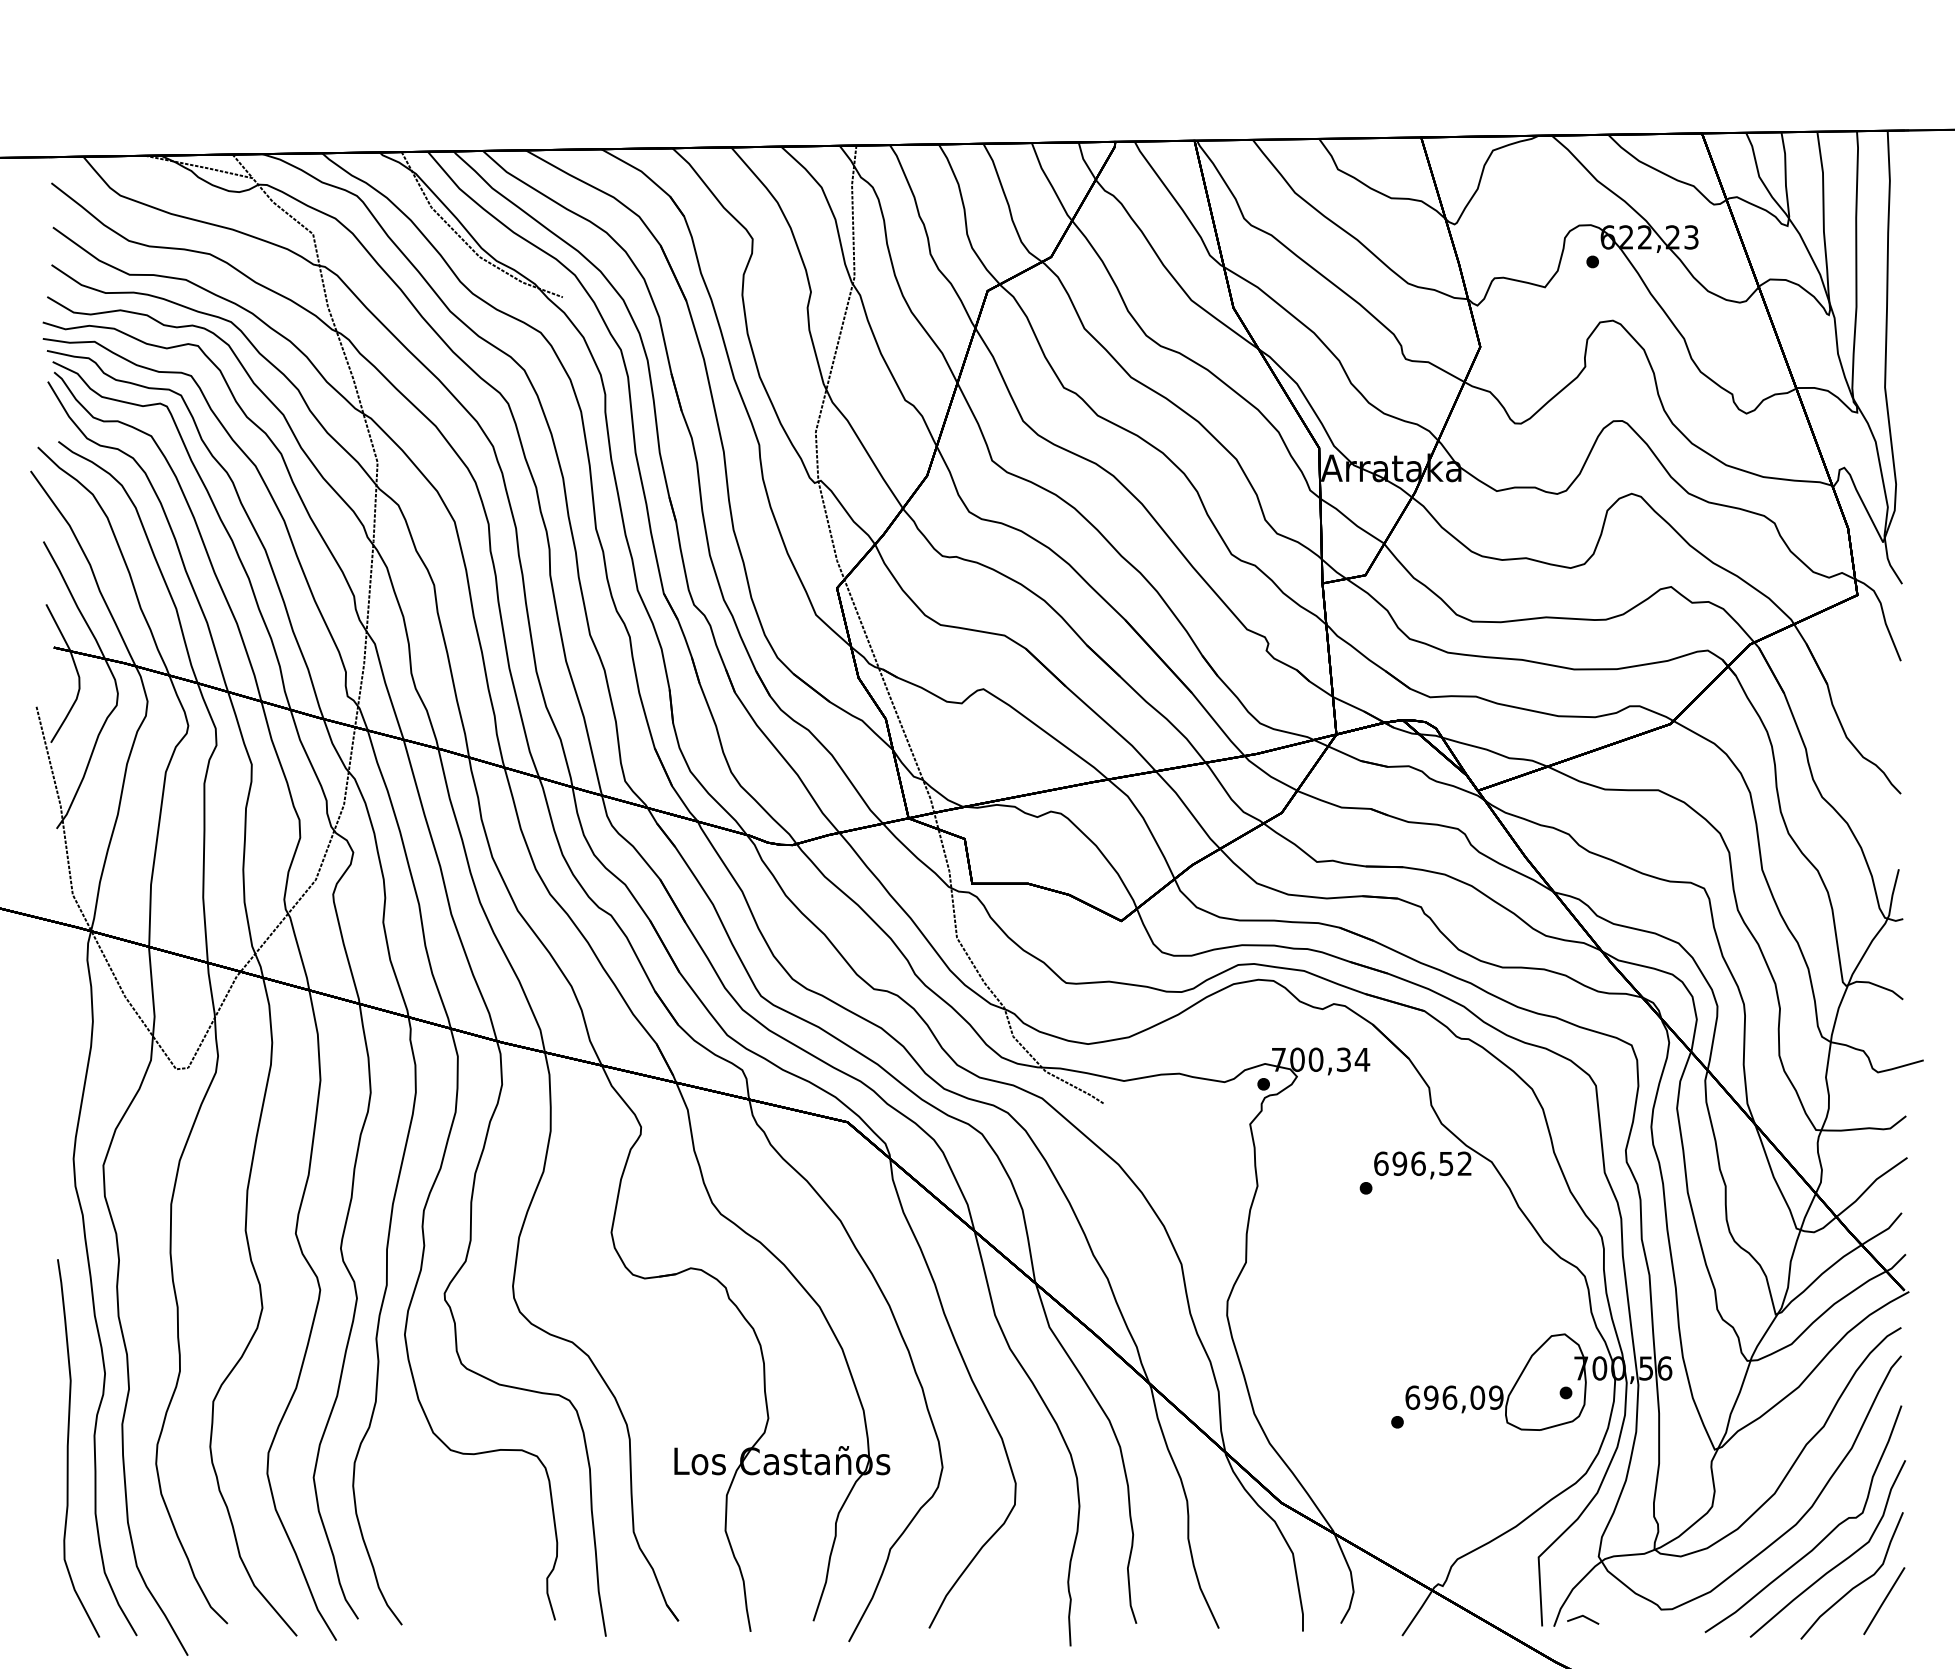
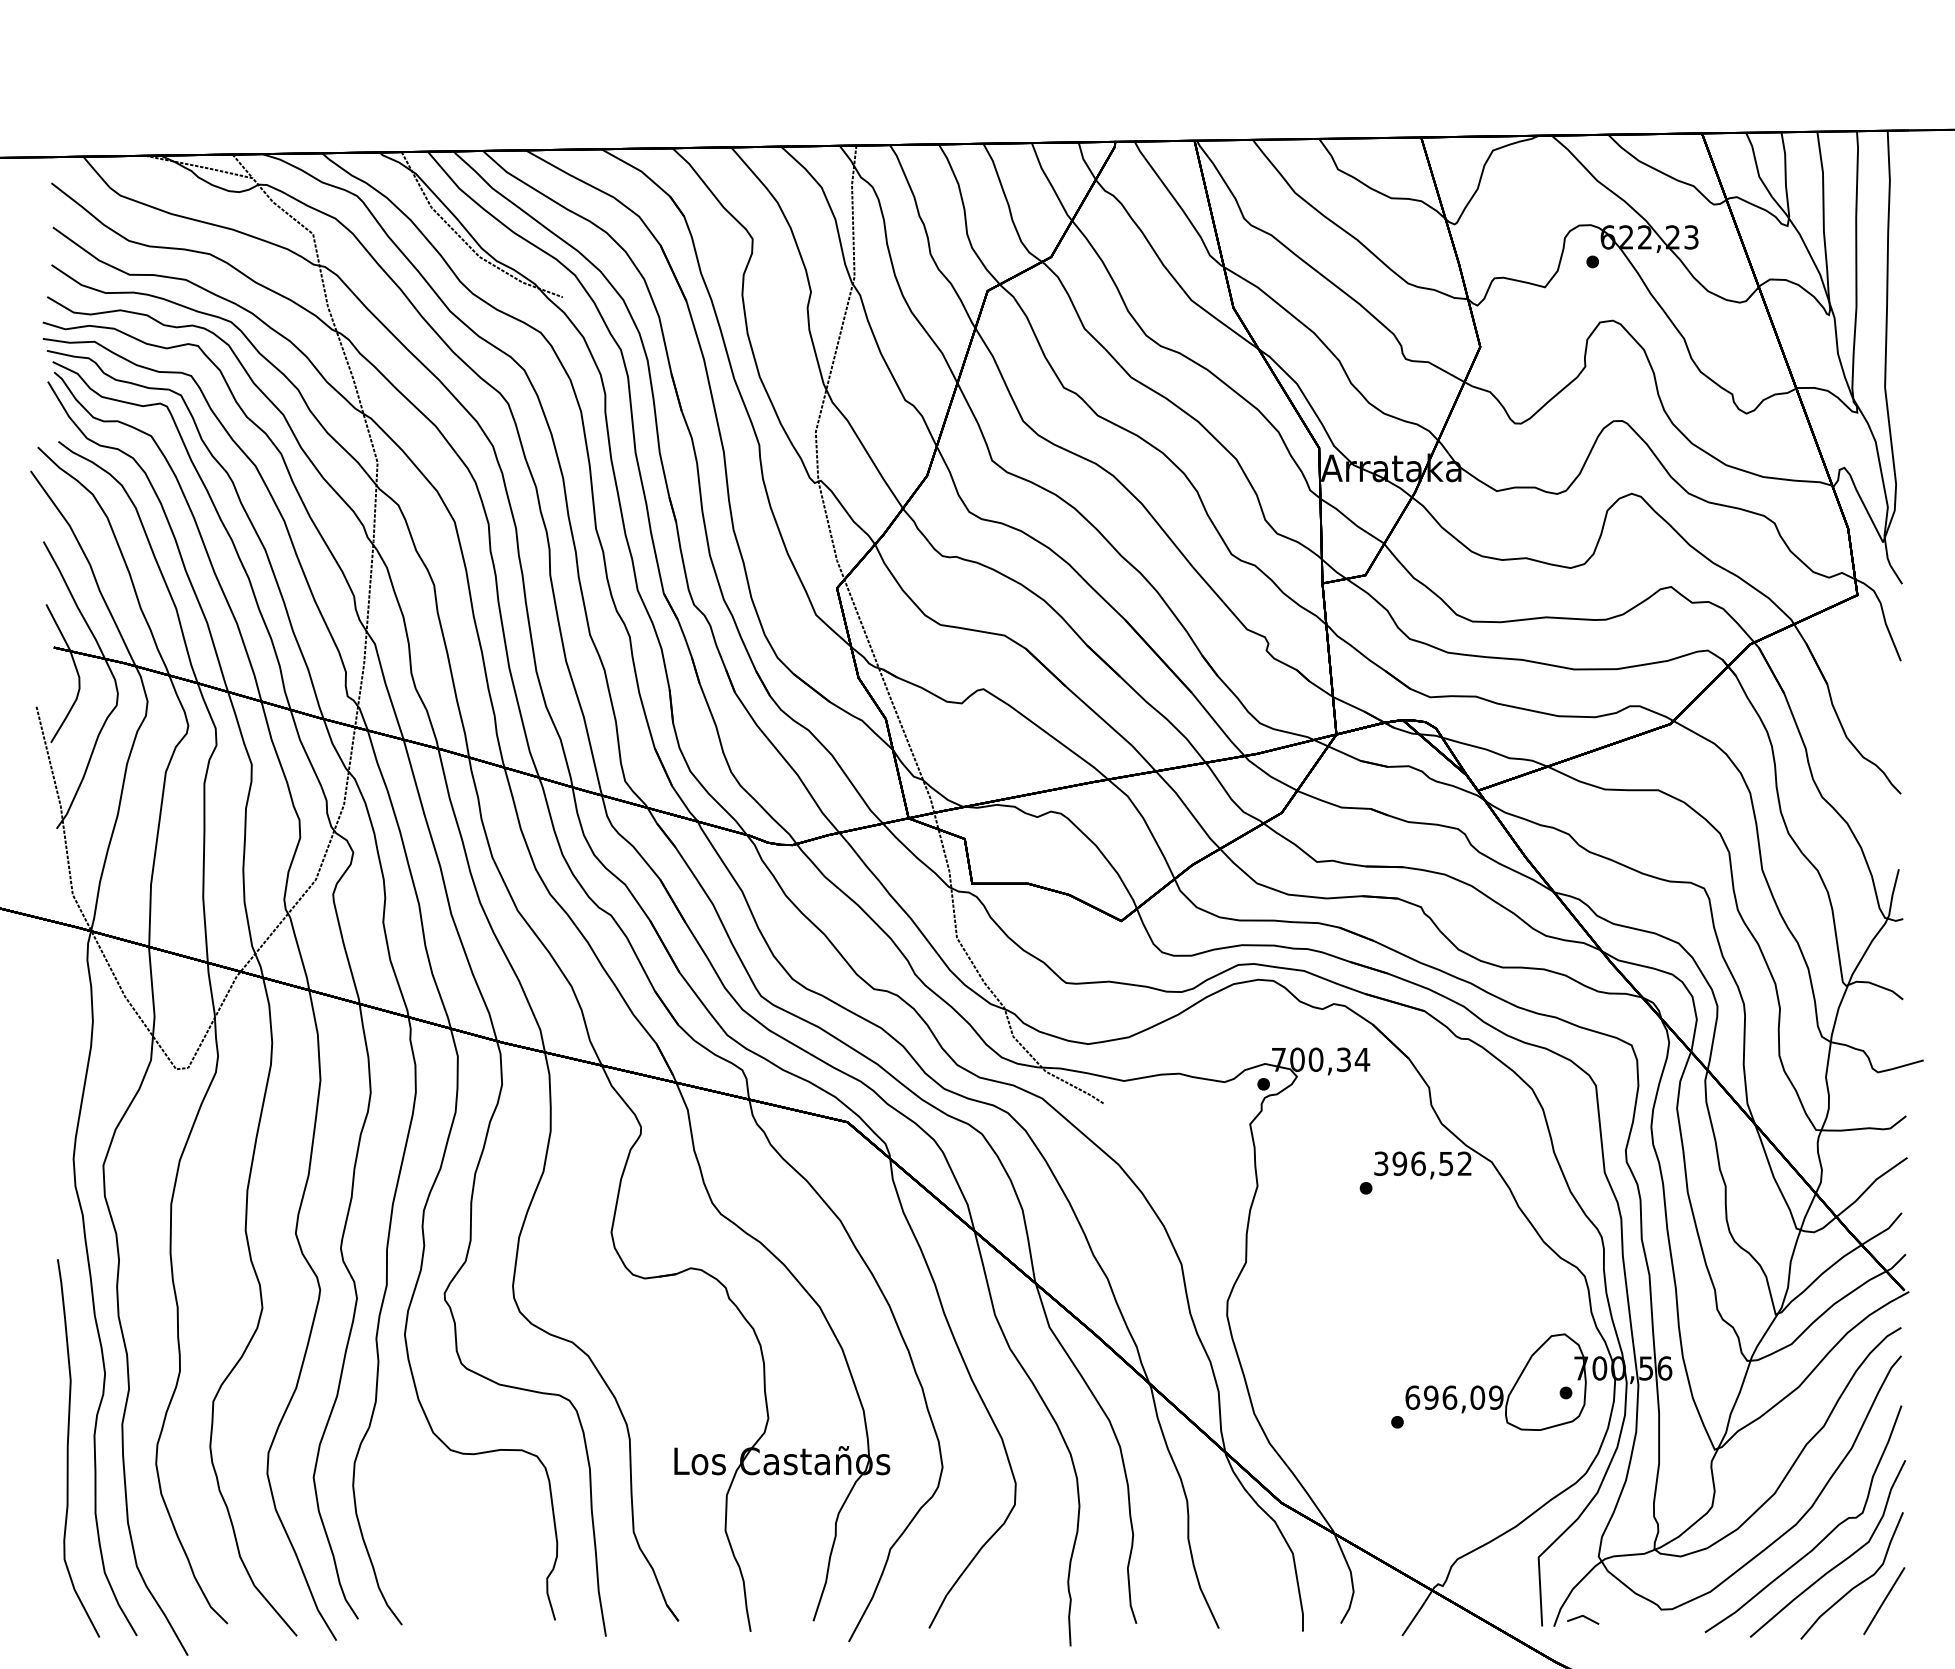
text: 696,52 -> 396,52 (1381, 1163)
